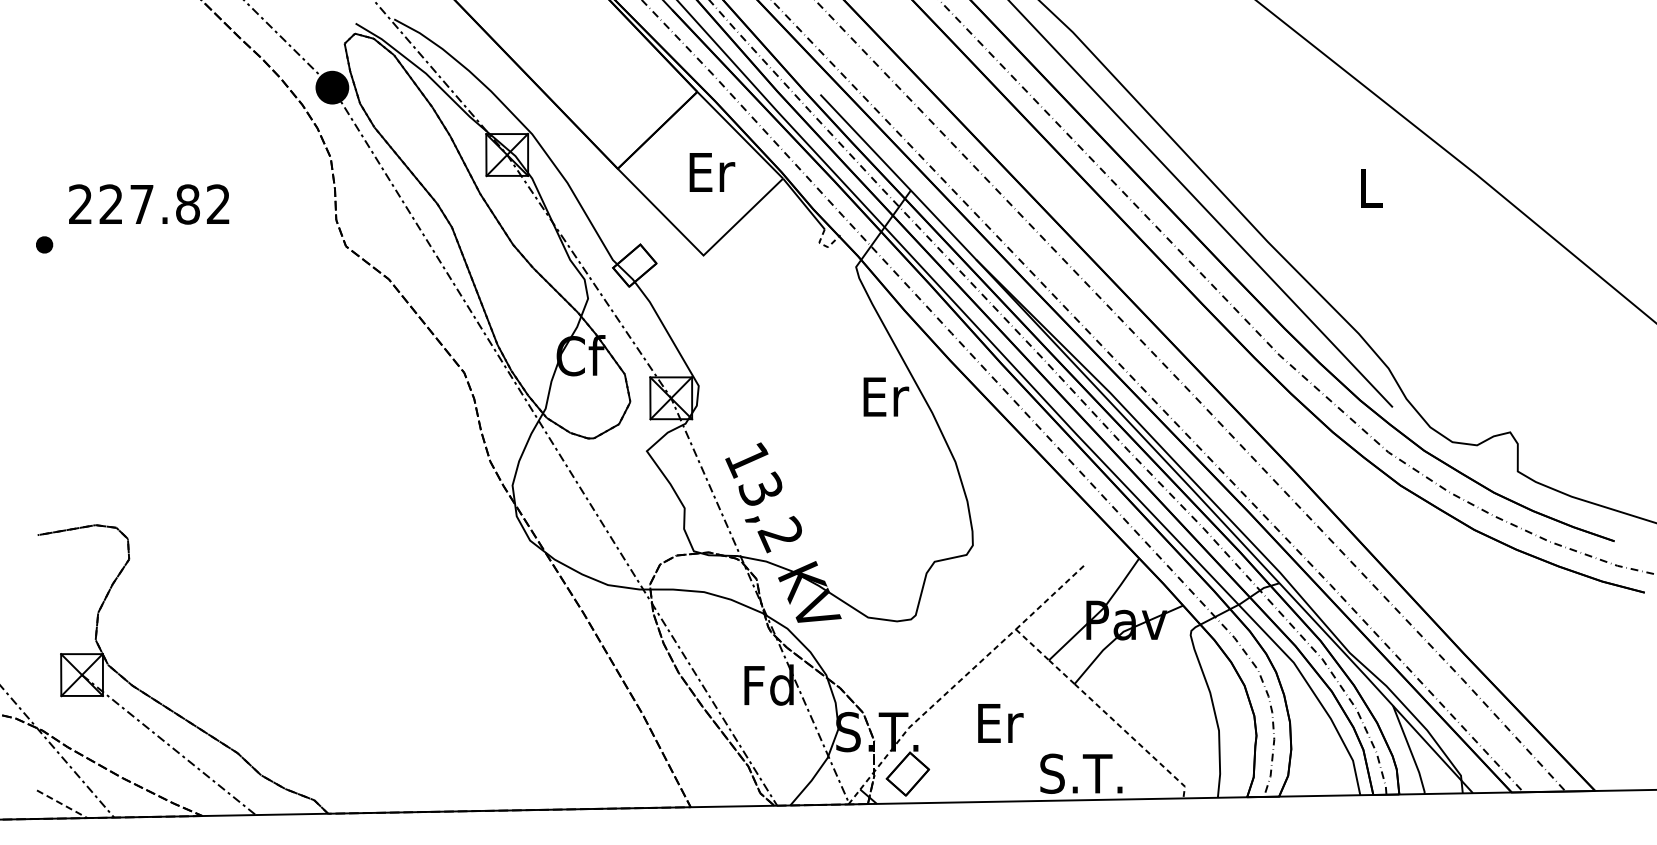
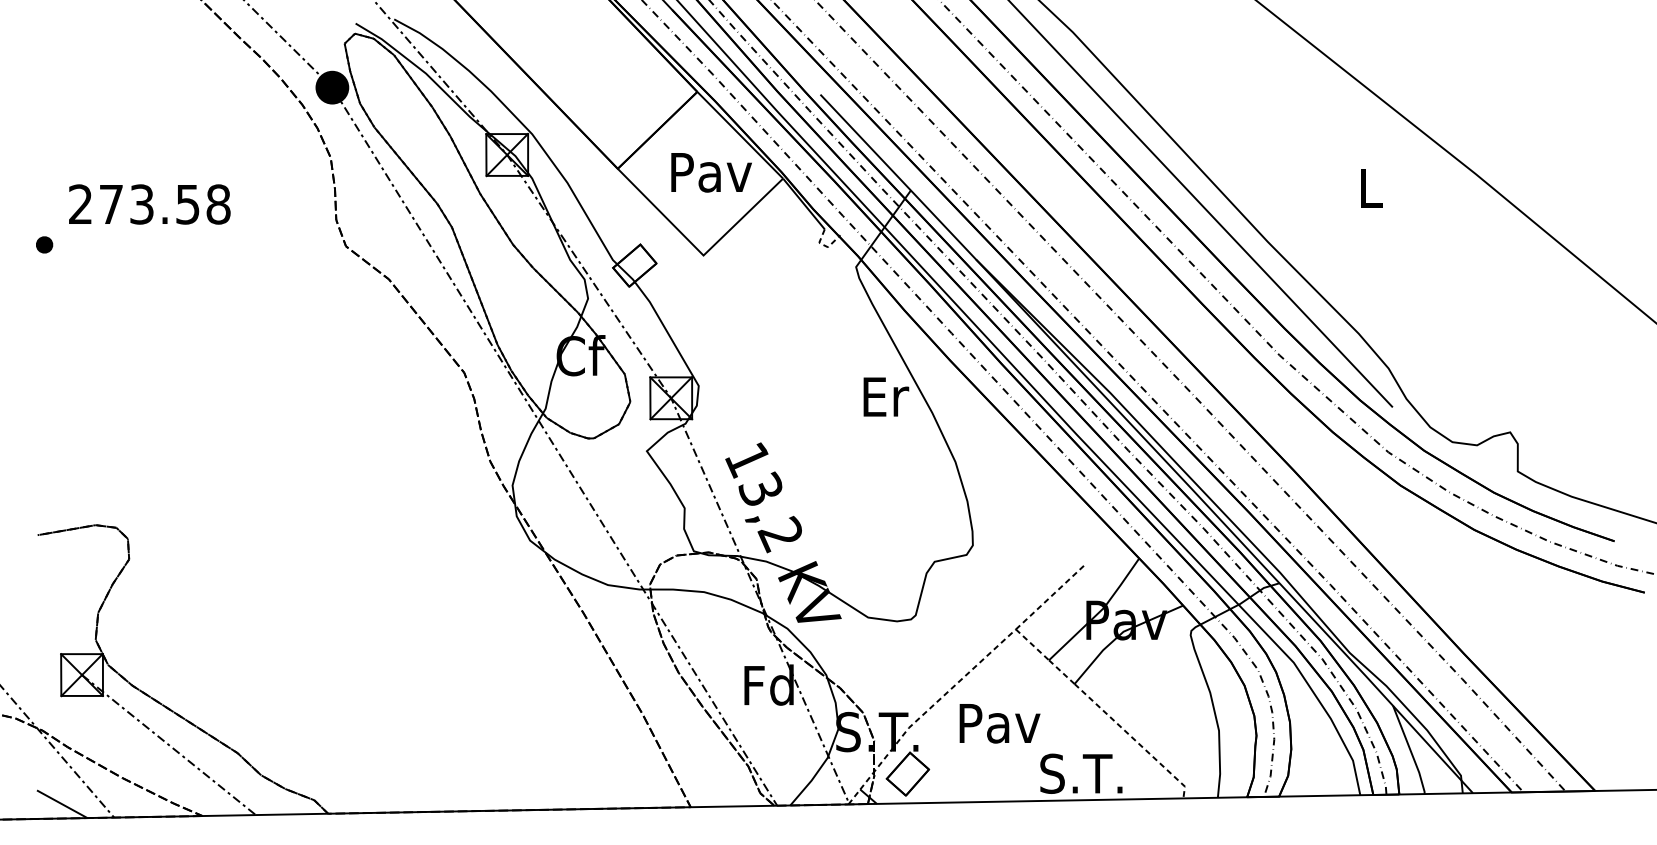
text: Er -> Pav (711, 172)
text: 227.82 -> 273.58 (164, 204)
text: Er -> Pav (999, 723)
line: dashed -> solid (62, 804)
